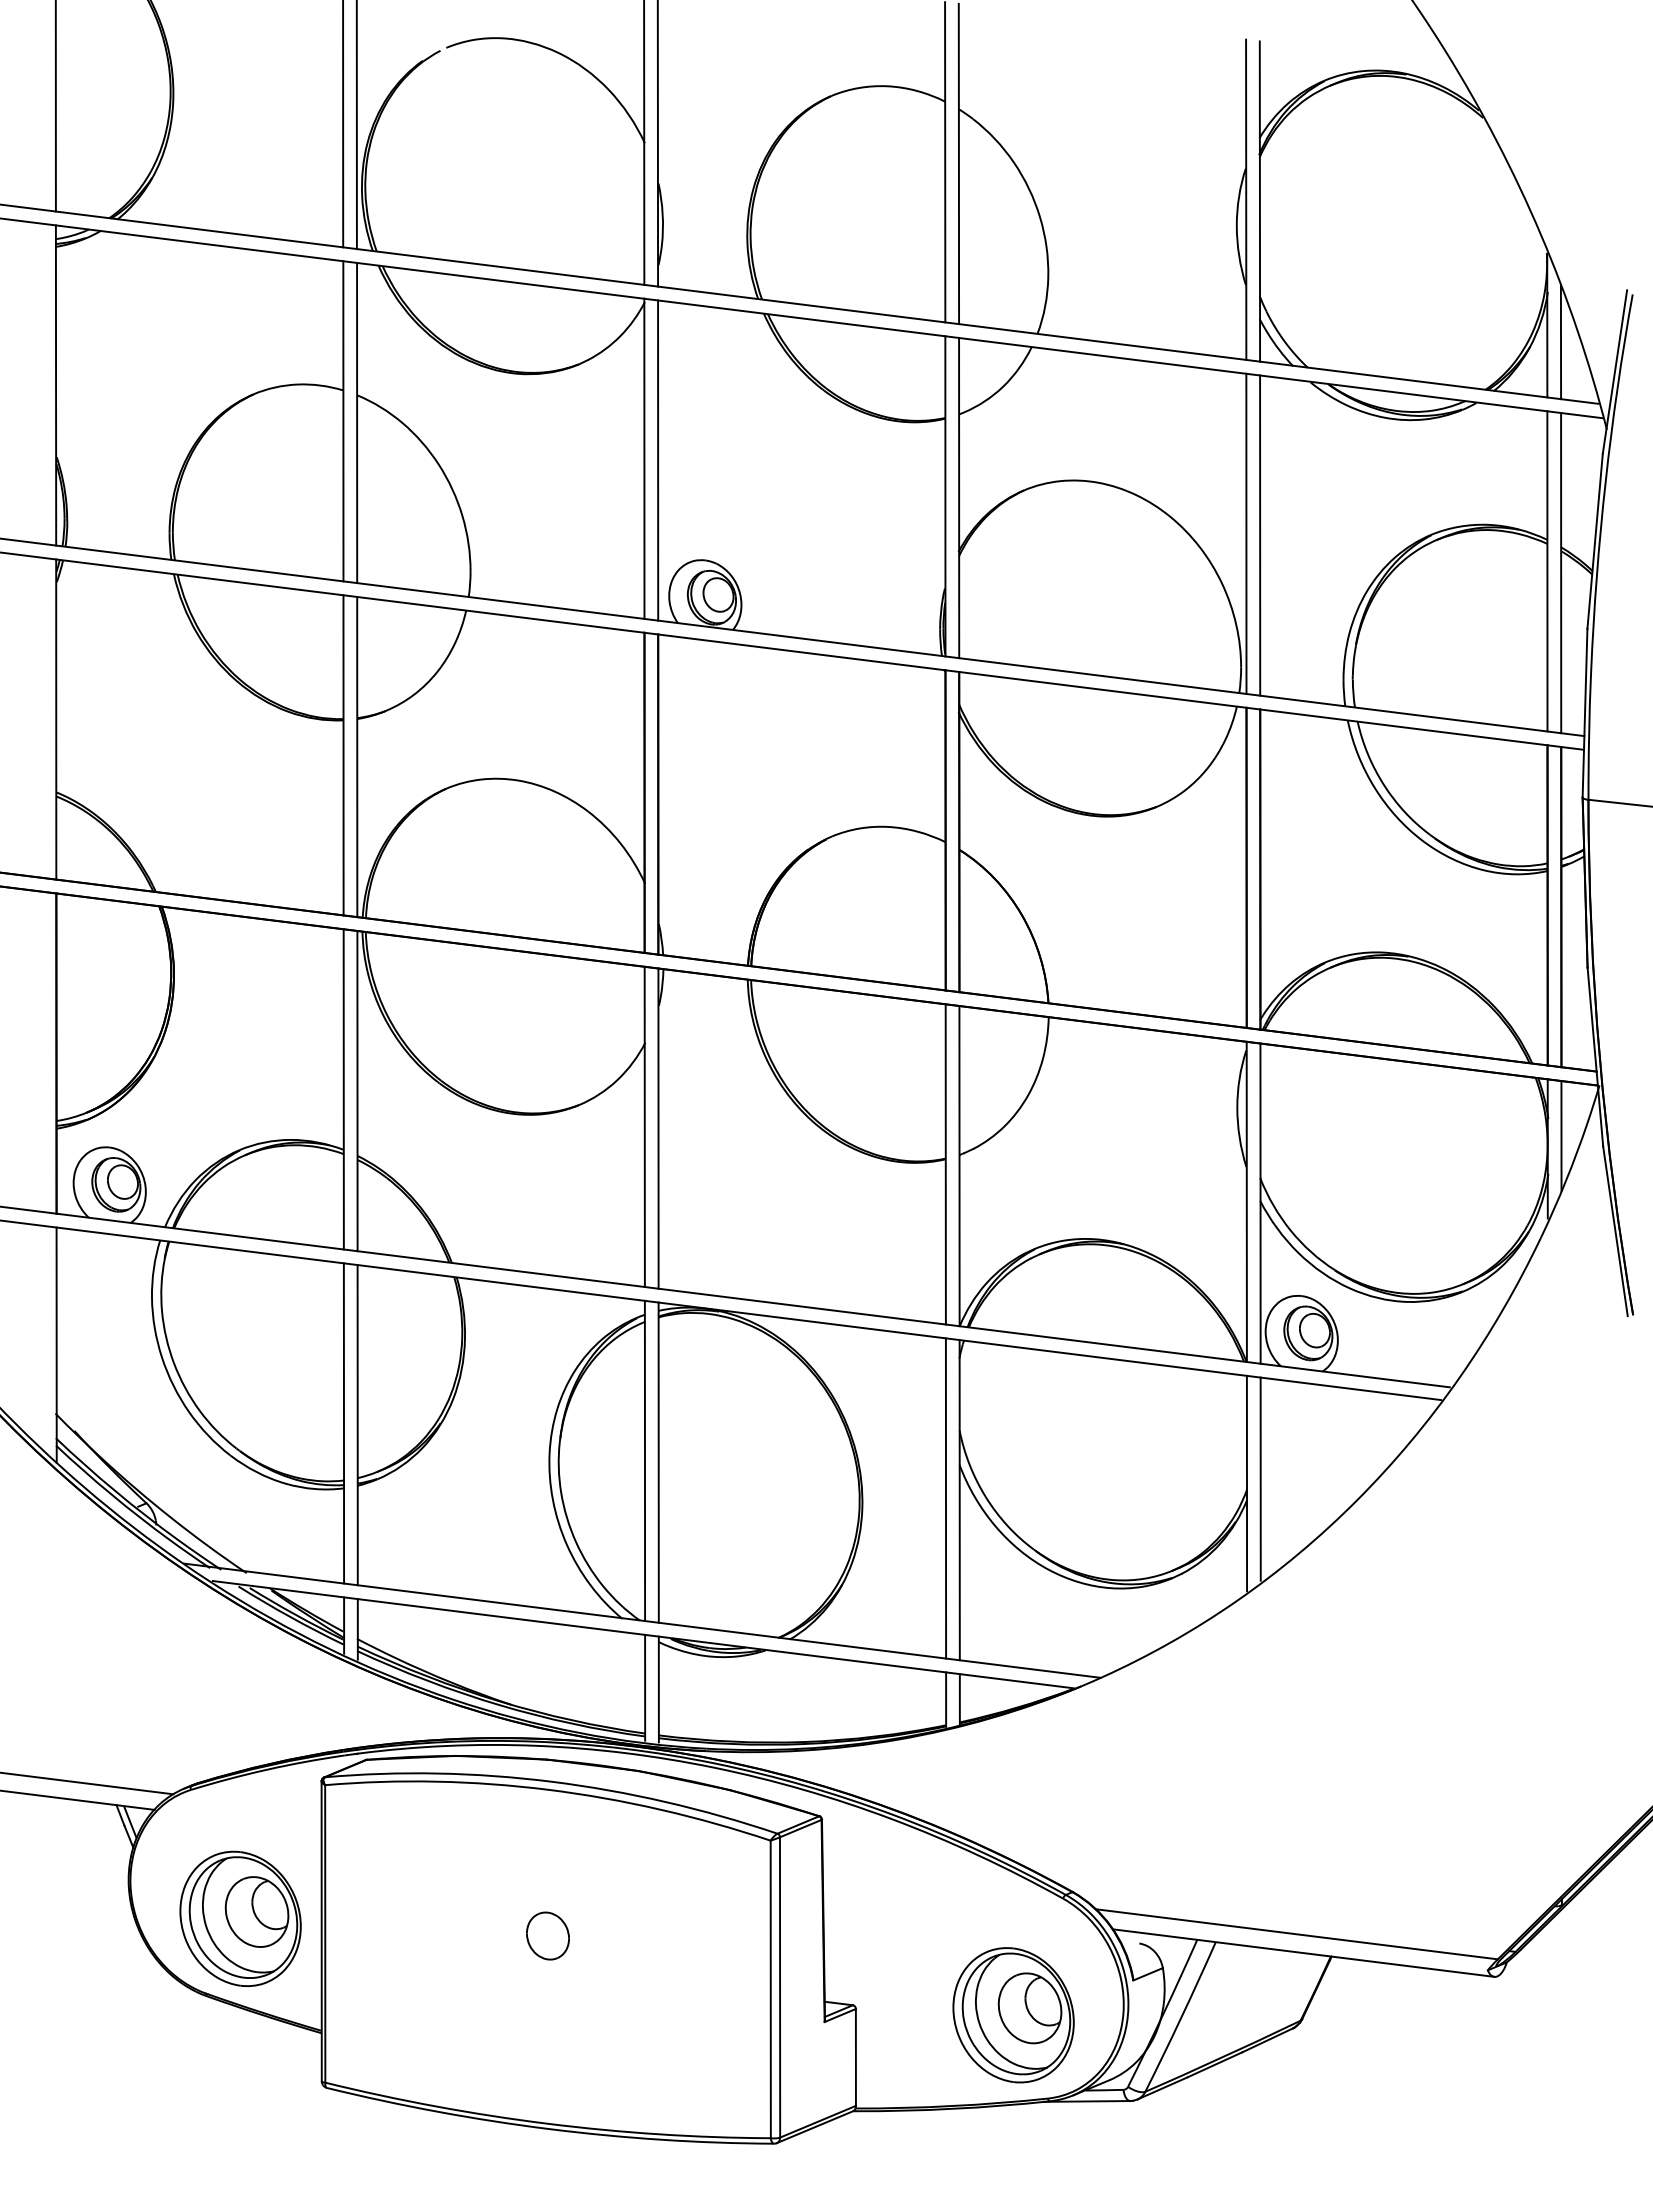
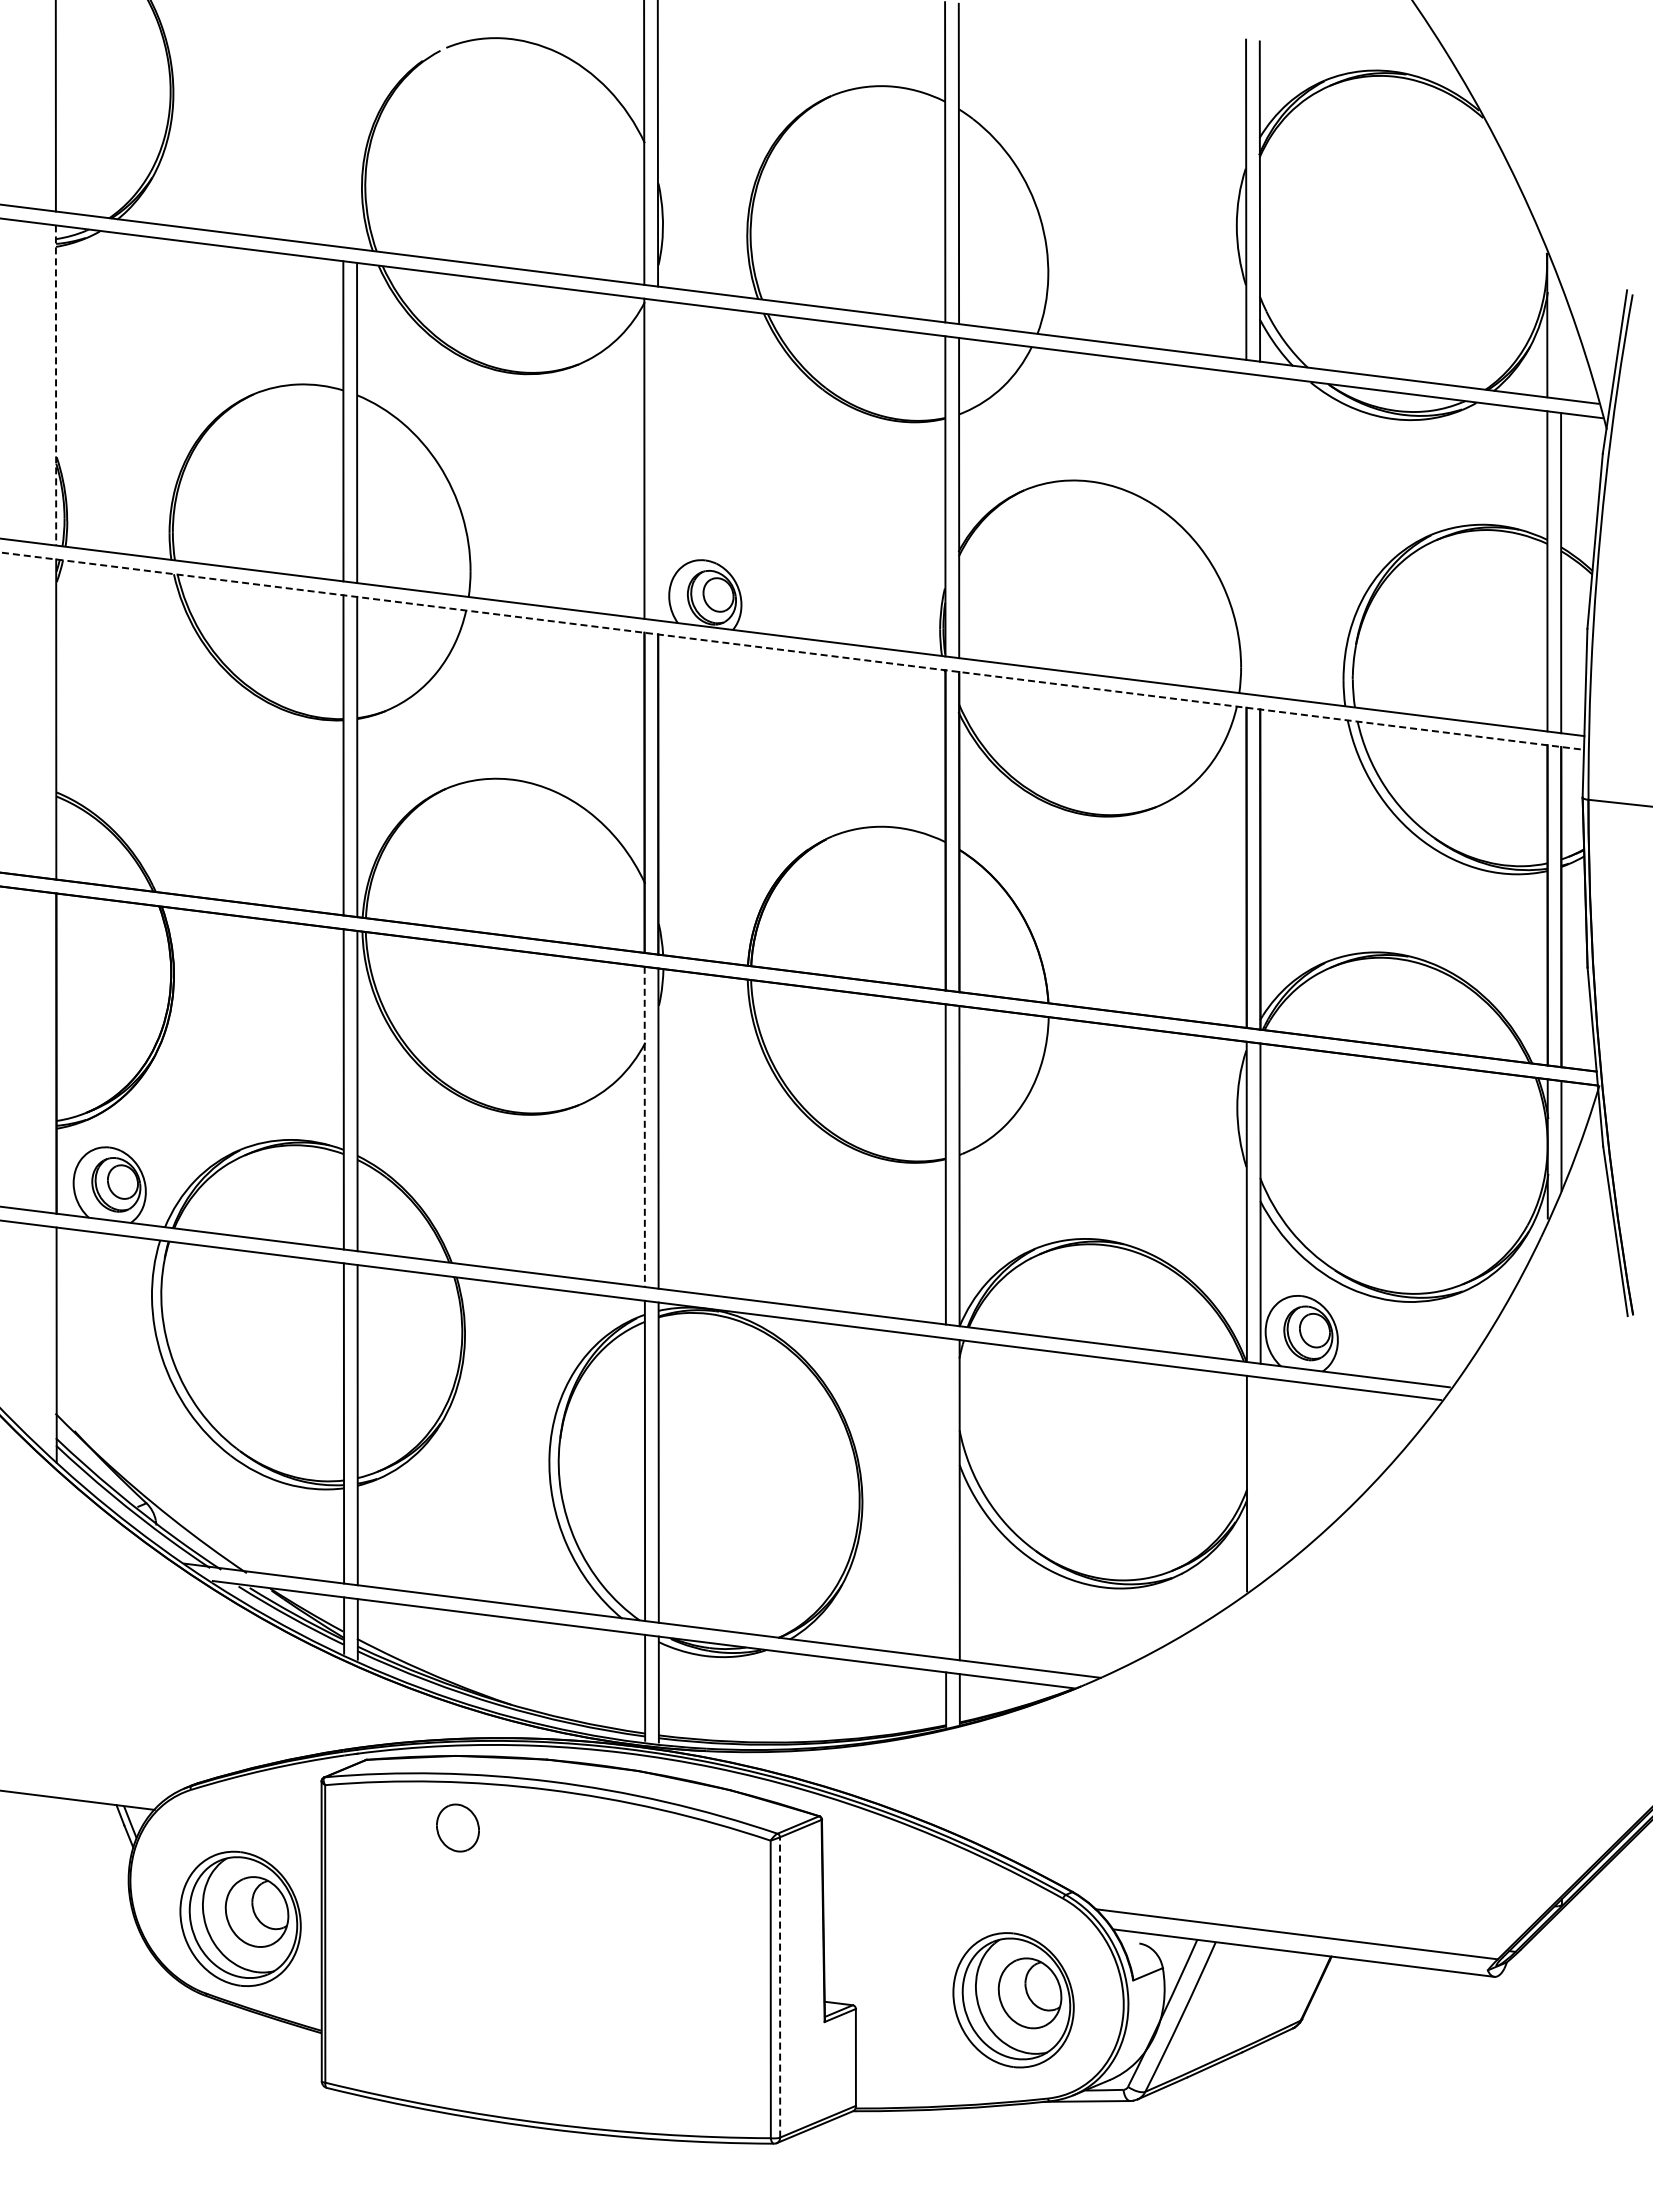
line: present -> none (343, 124)
line: present -> none (356, 125)
line: present -> none (1560, 342)
line: solid -> dashed (56, 385)
line: present -> none (658, 460)
line: present -> none (1246, 533)
line: present -> none (1260, 535)
line: solid -> dashed (792, 651)
line: solid -> dashed (644, 1127)
line: present -> none (1260, 1478)
line: present -> none (945, 1498)
line: present -> none (87, 1783)
part position: (547, 1935) -> (457, 1827) (457, 1827)
line: solid -> dashed (780, 1986)
part position: (1013, 2015) -> (1013, 2000) (1013, 2000)
